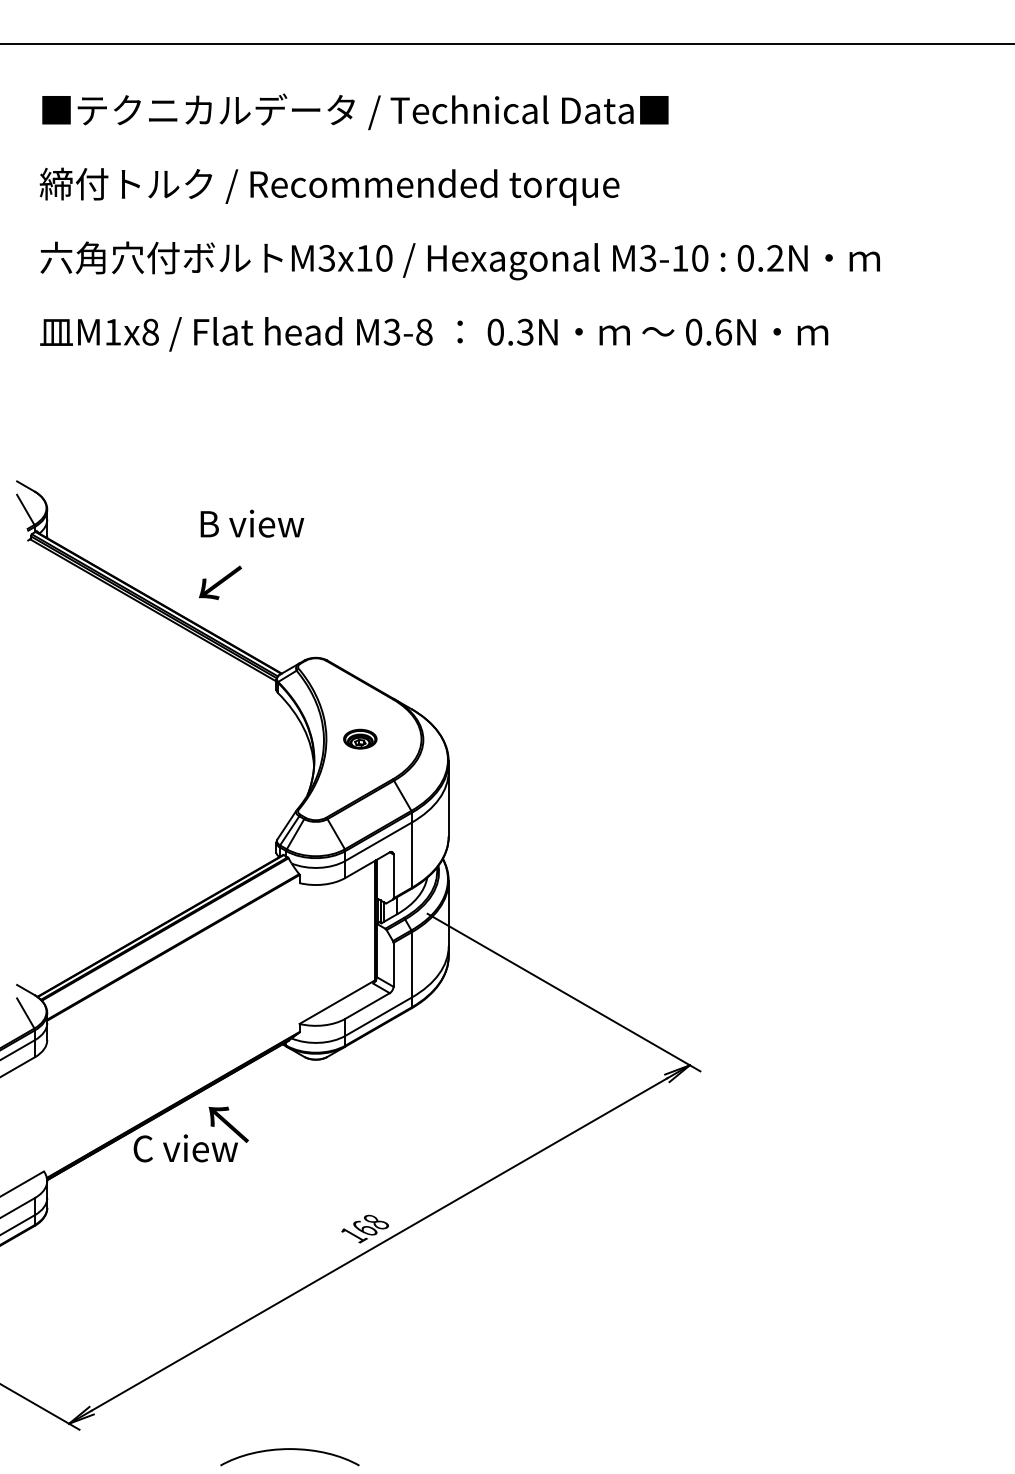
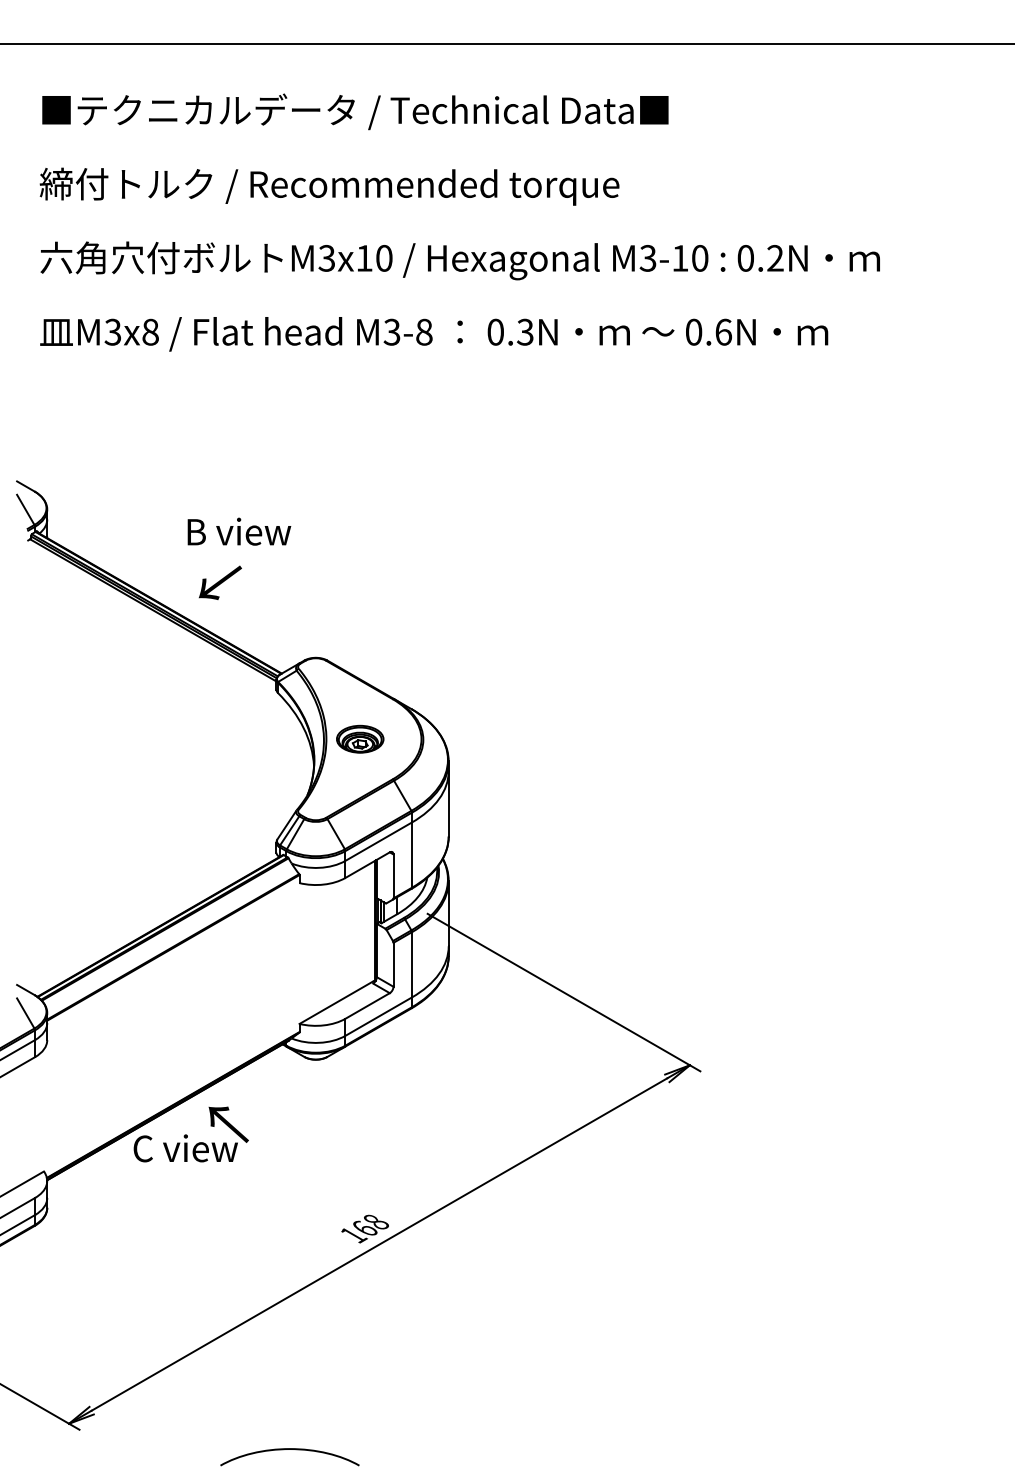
text: M1x8 -> M3x8 (112, 331)
text position: (252, 523) -> (239, 531) (239, 531)
part size: 35x22 px -> 49x30 px (360, 738)
